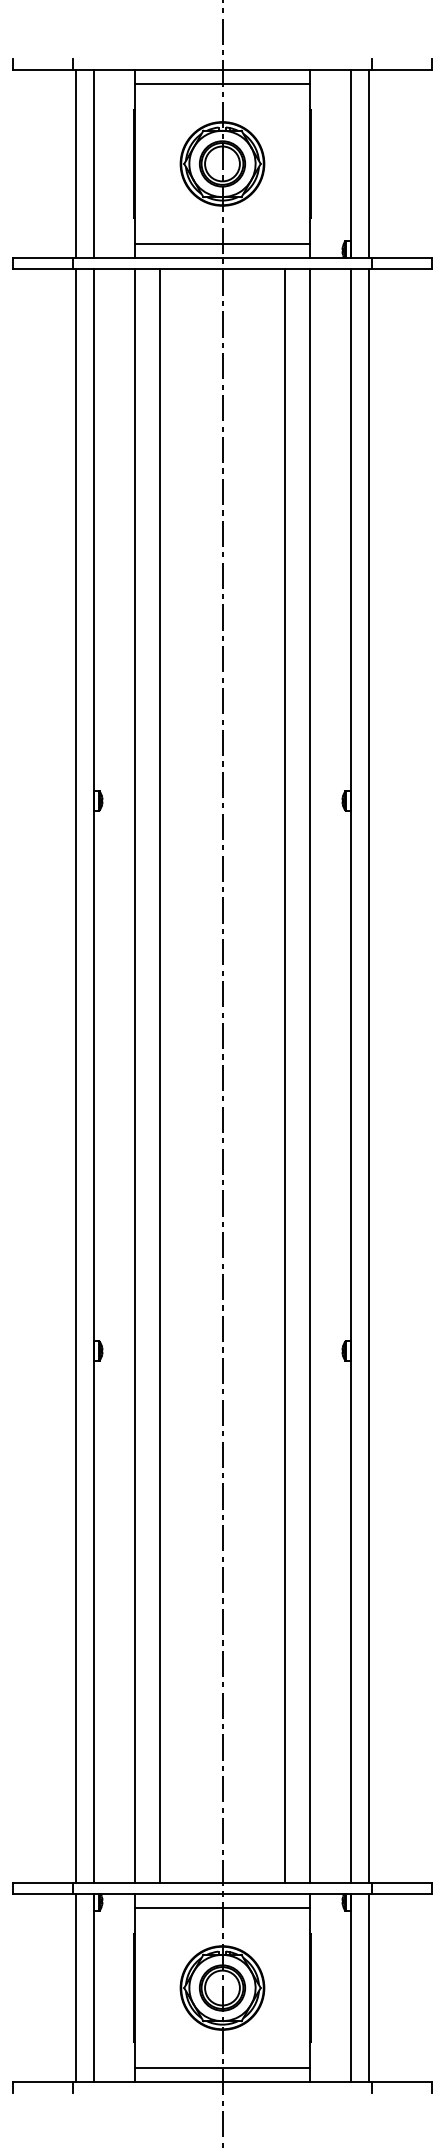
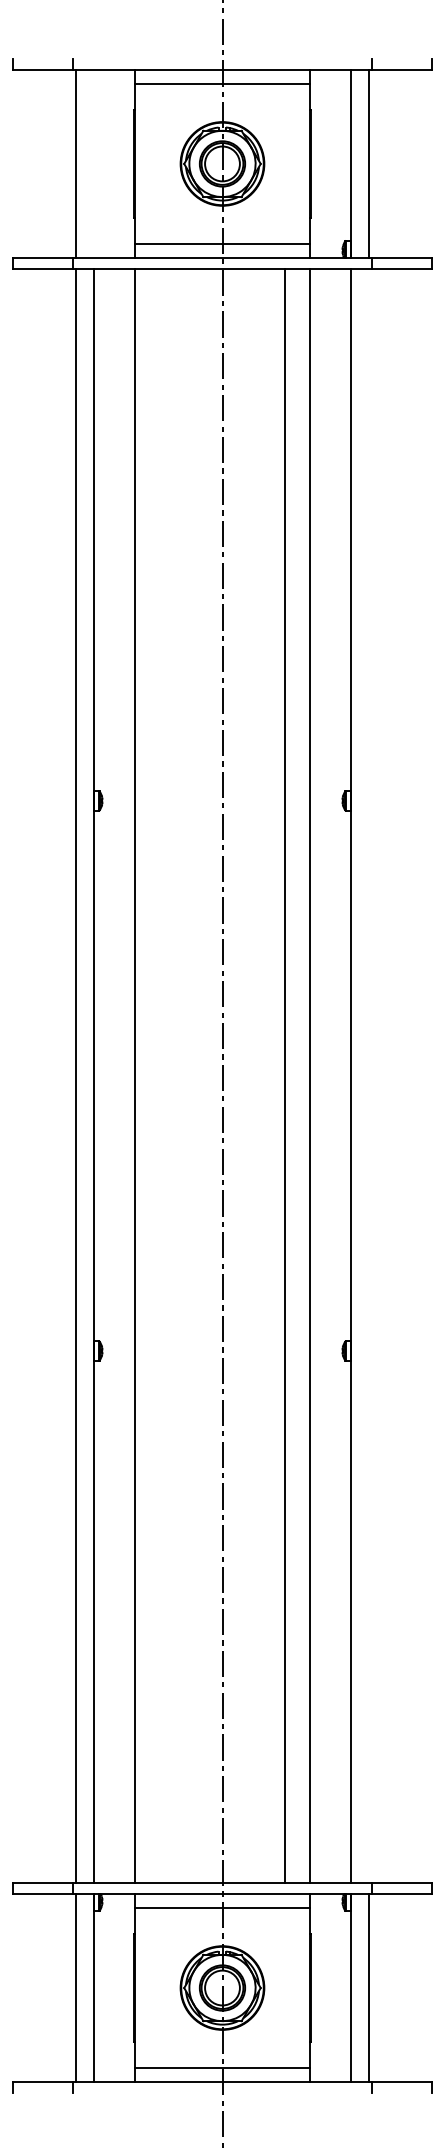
line: present -> none (94, 163)
line: present -> none (159, 1075)
line: present -> none (368, 1075)
